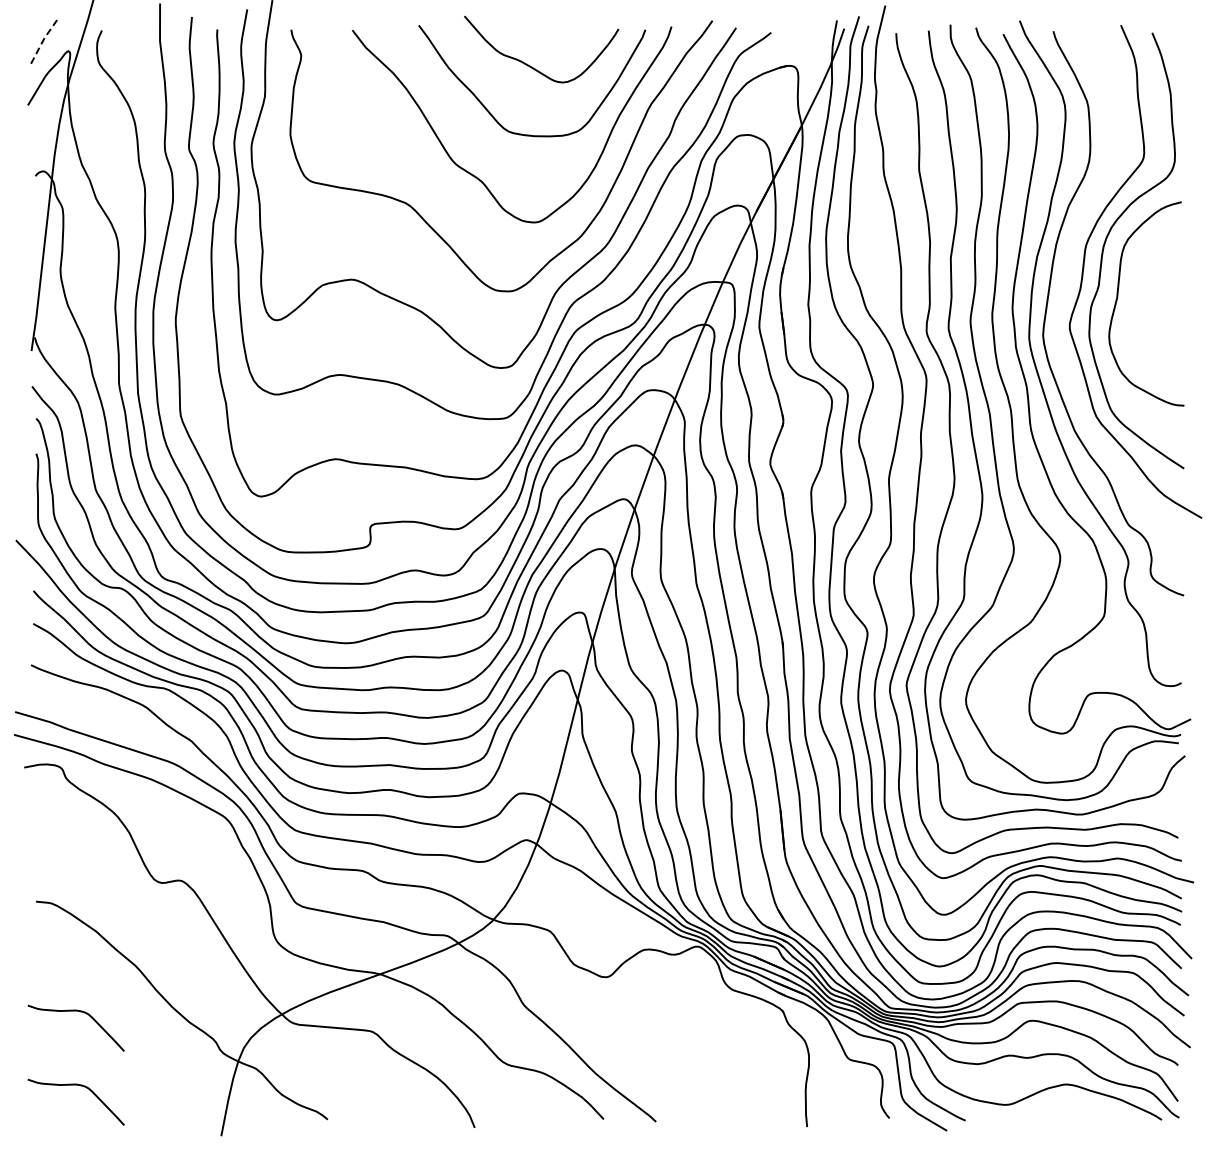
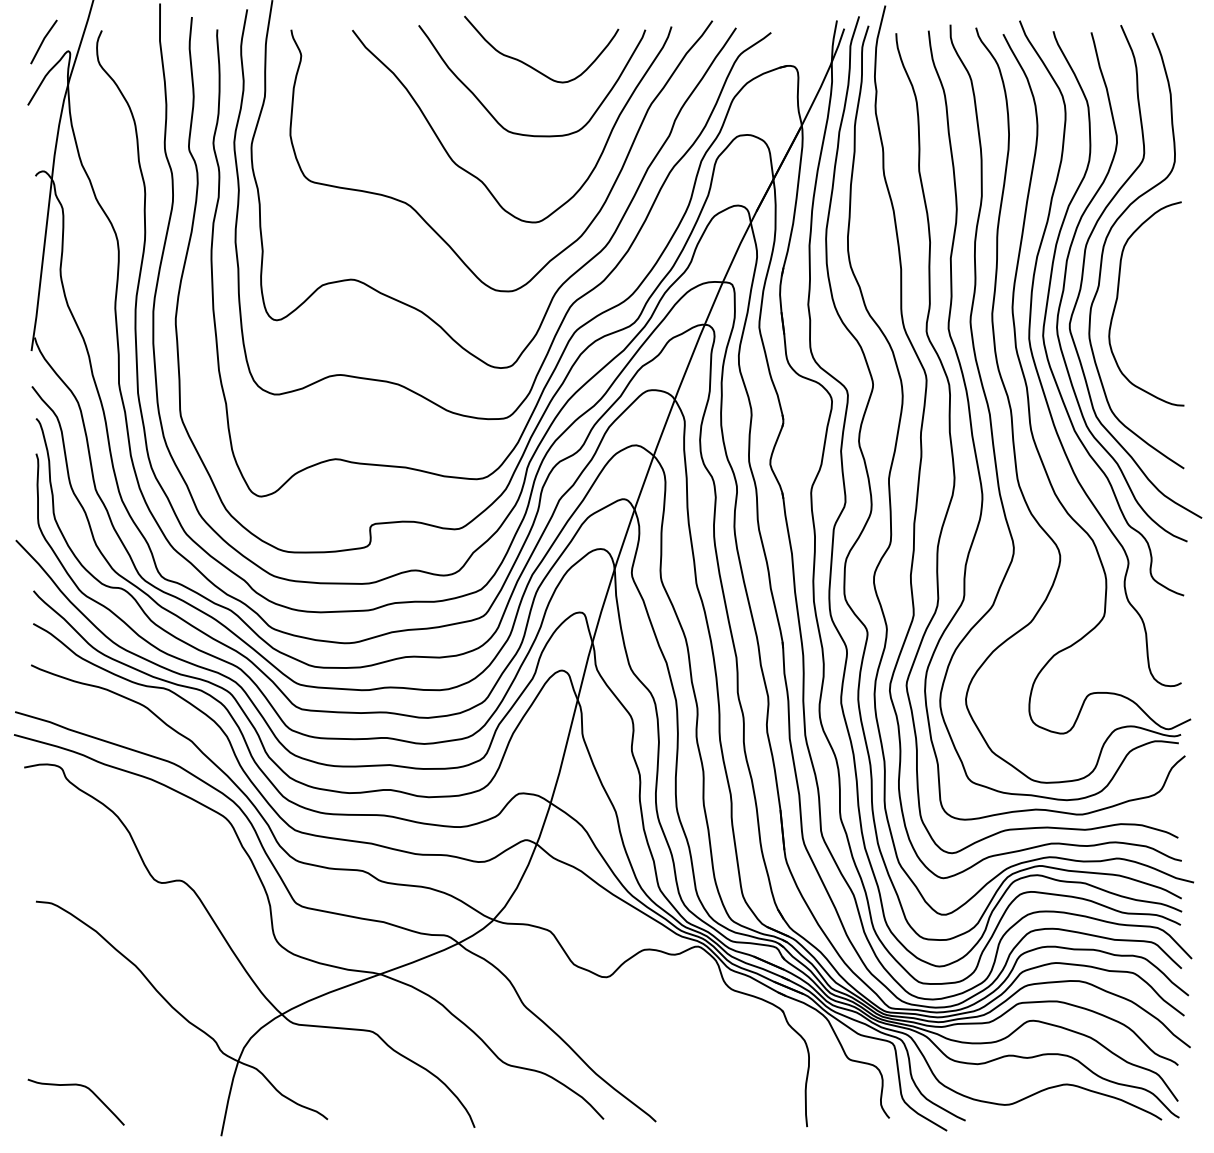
line: dashed -> solid (43, 40)
curve: none -> present (1065, 283)
curve: present -> none (80, 1012)
